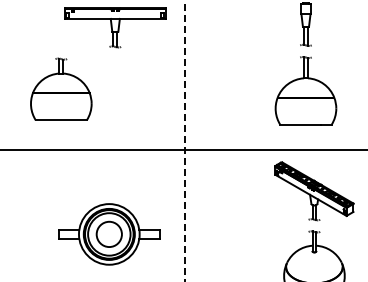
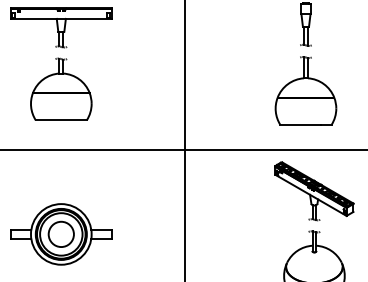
part position: (115, 27) -> (61, 27) (61, 27)
line: dashed -> solid (184, 141)
part position: (109, 234) -> (61, 234) (61, 234)
